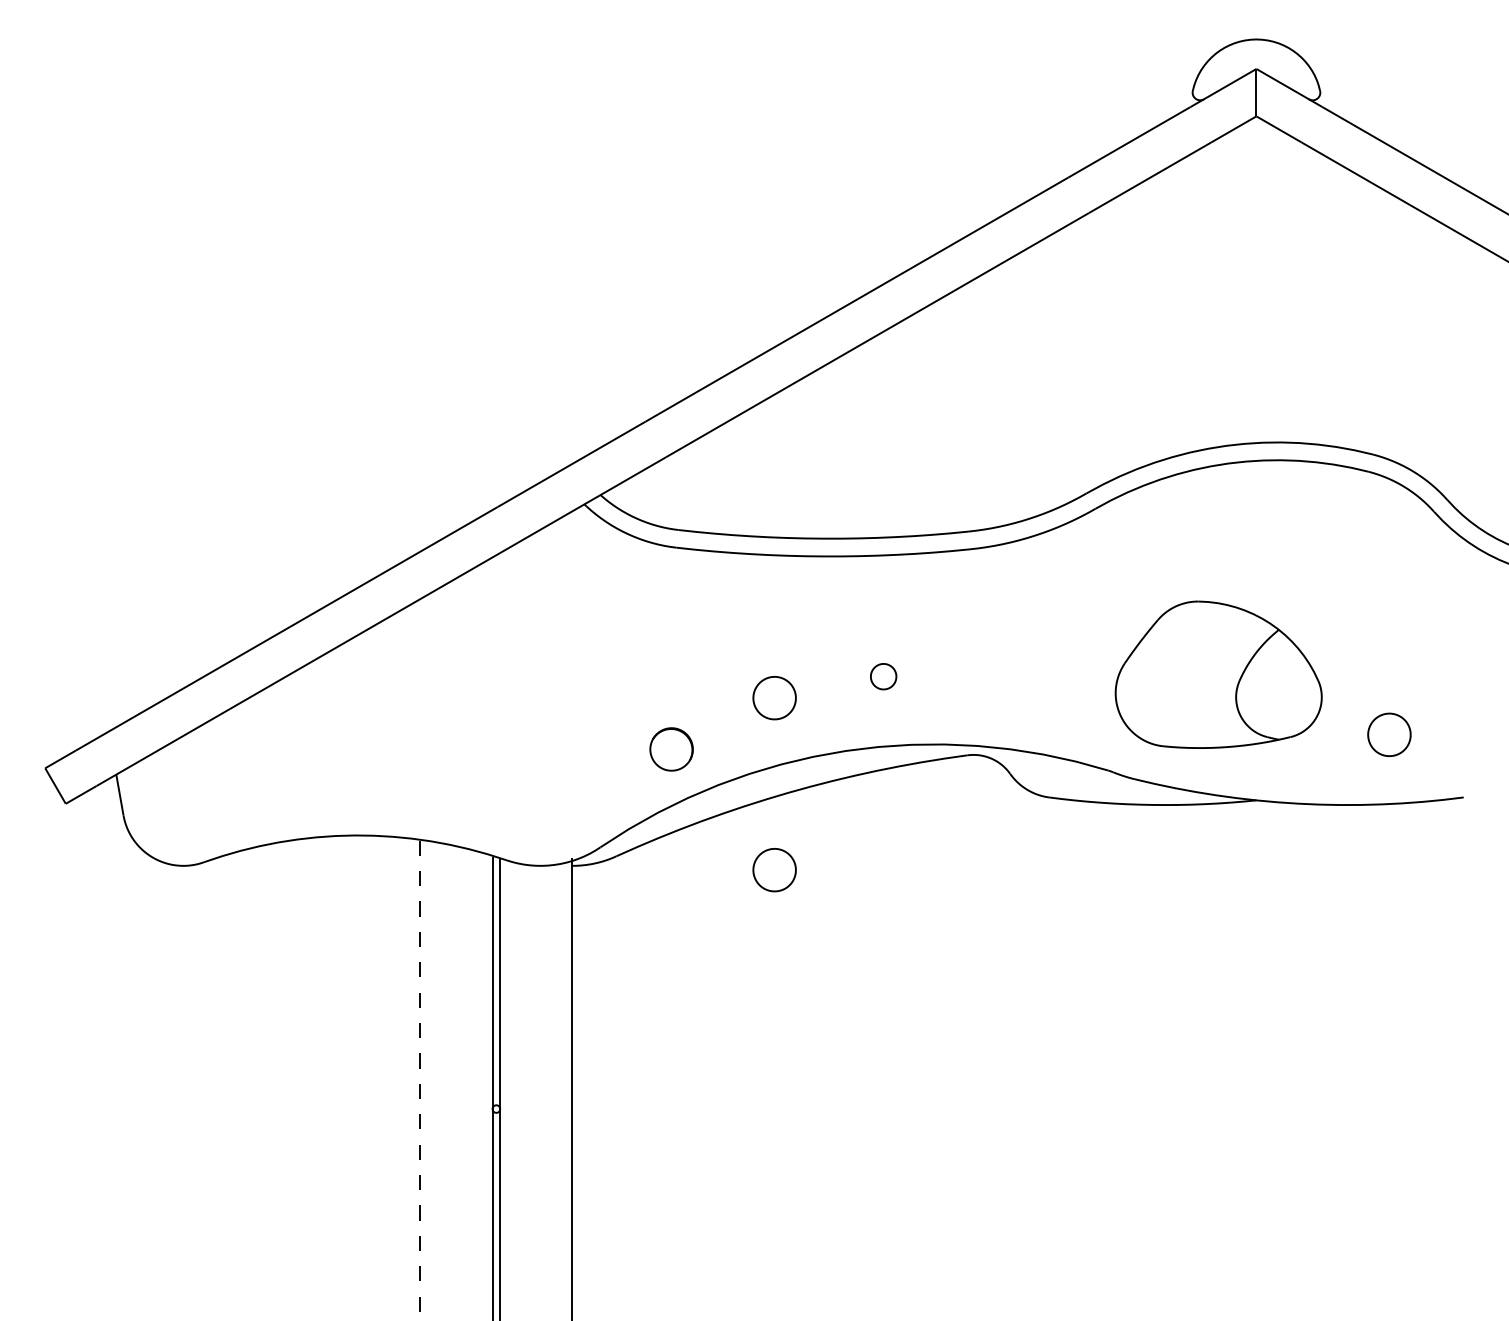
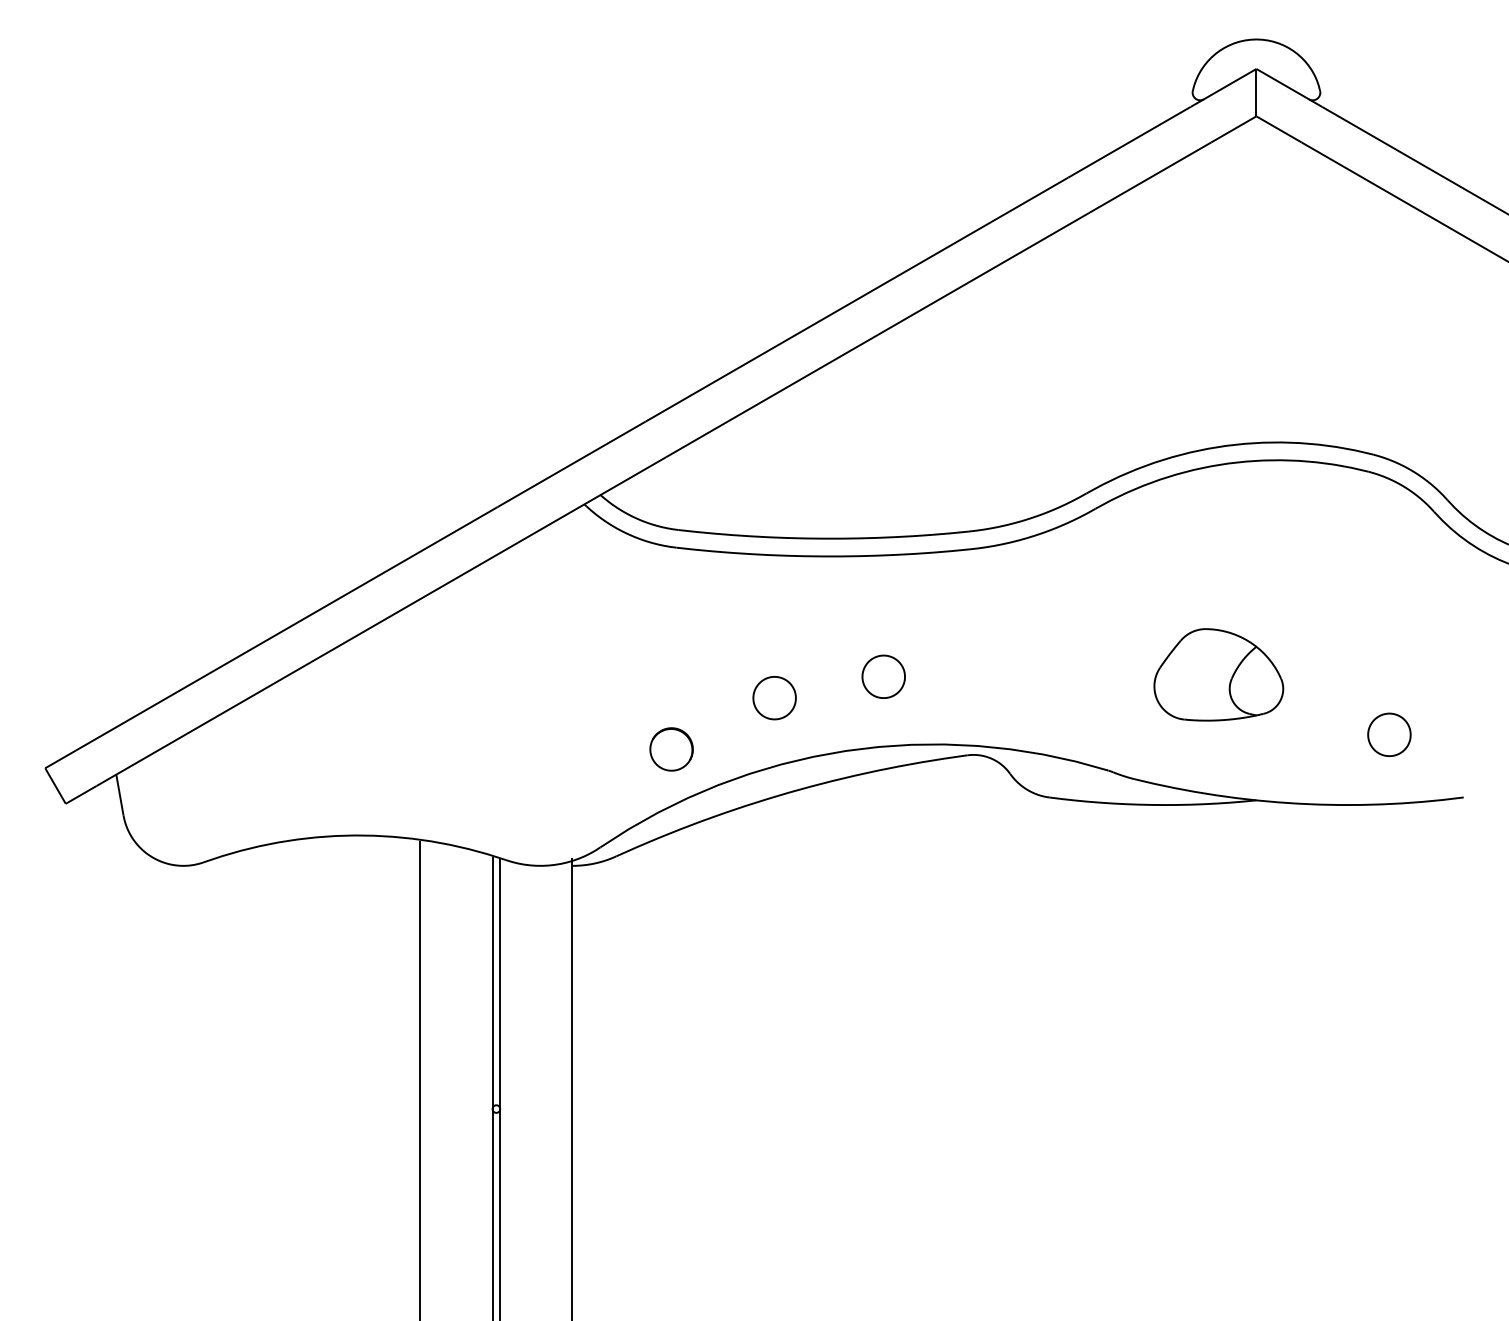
part size: 209x149 px -> 132x94 px (1218, 674)
part size: 28x28 px -> 45x45 px (883, 676)
part: present -> none (774, 870)
line: dashed -> solid (420, 1080)
